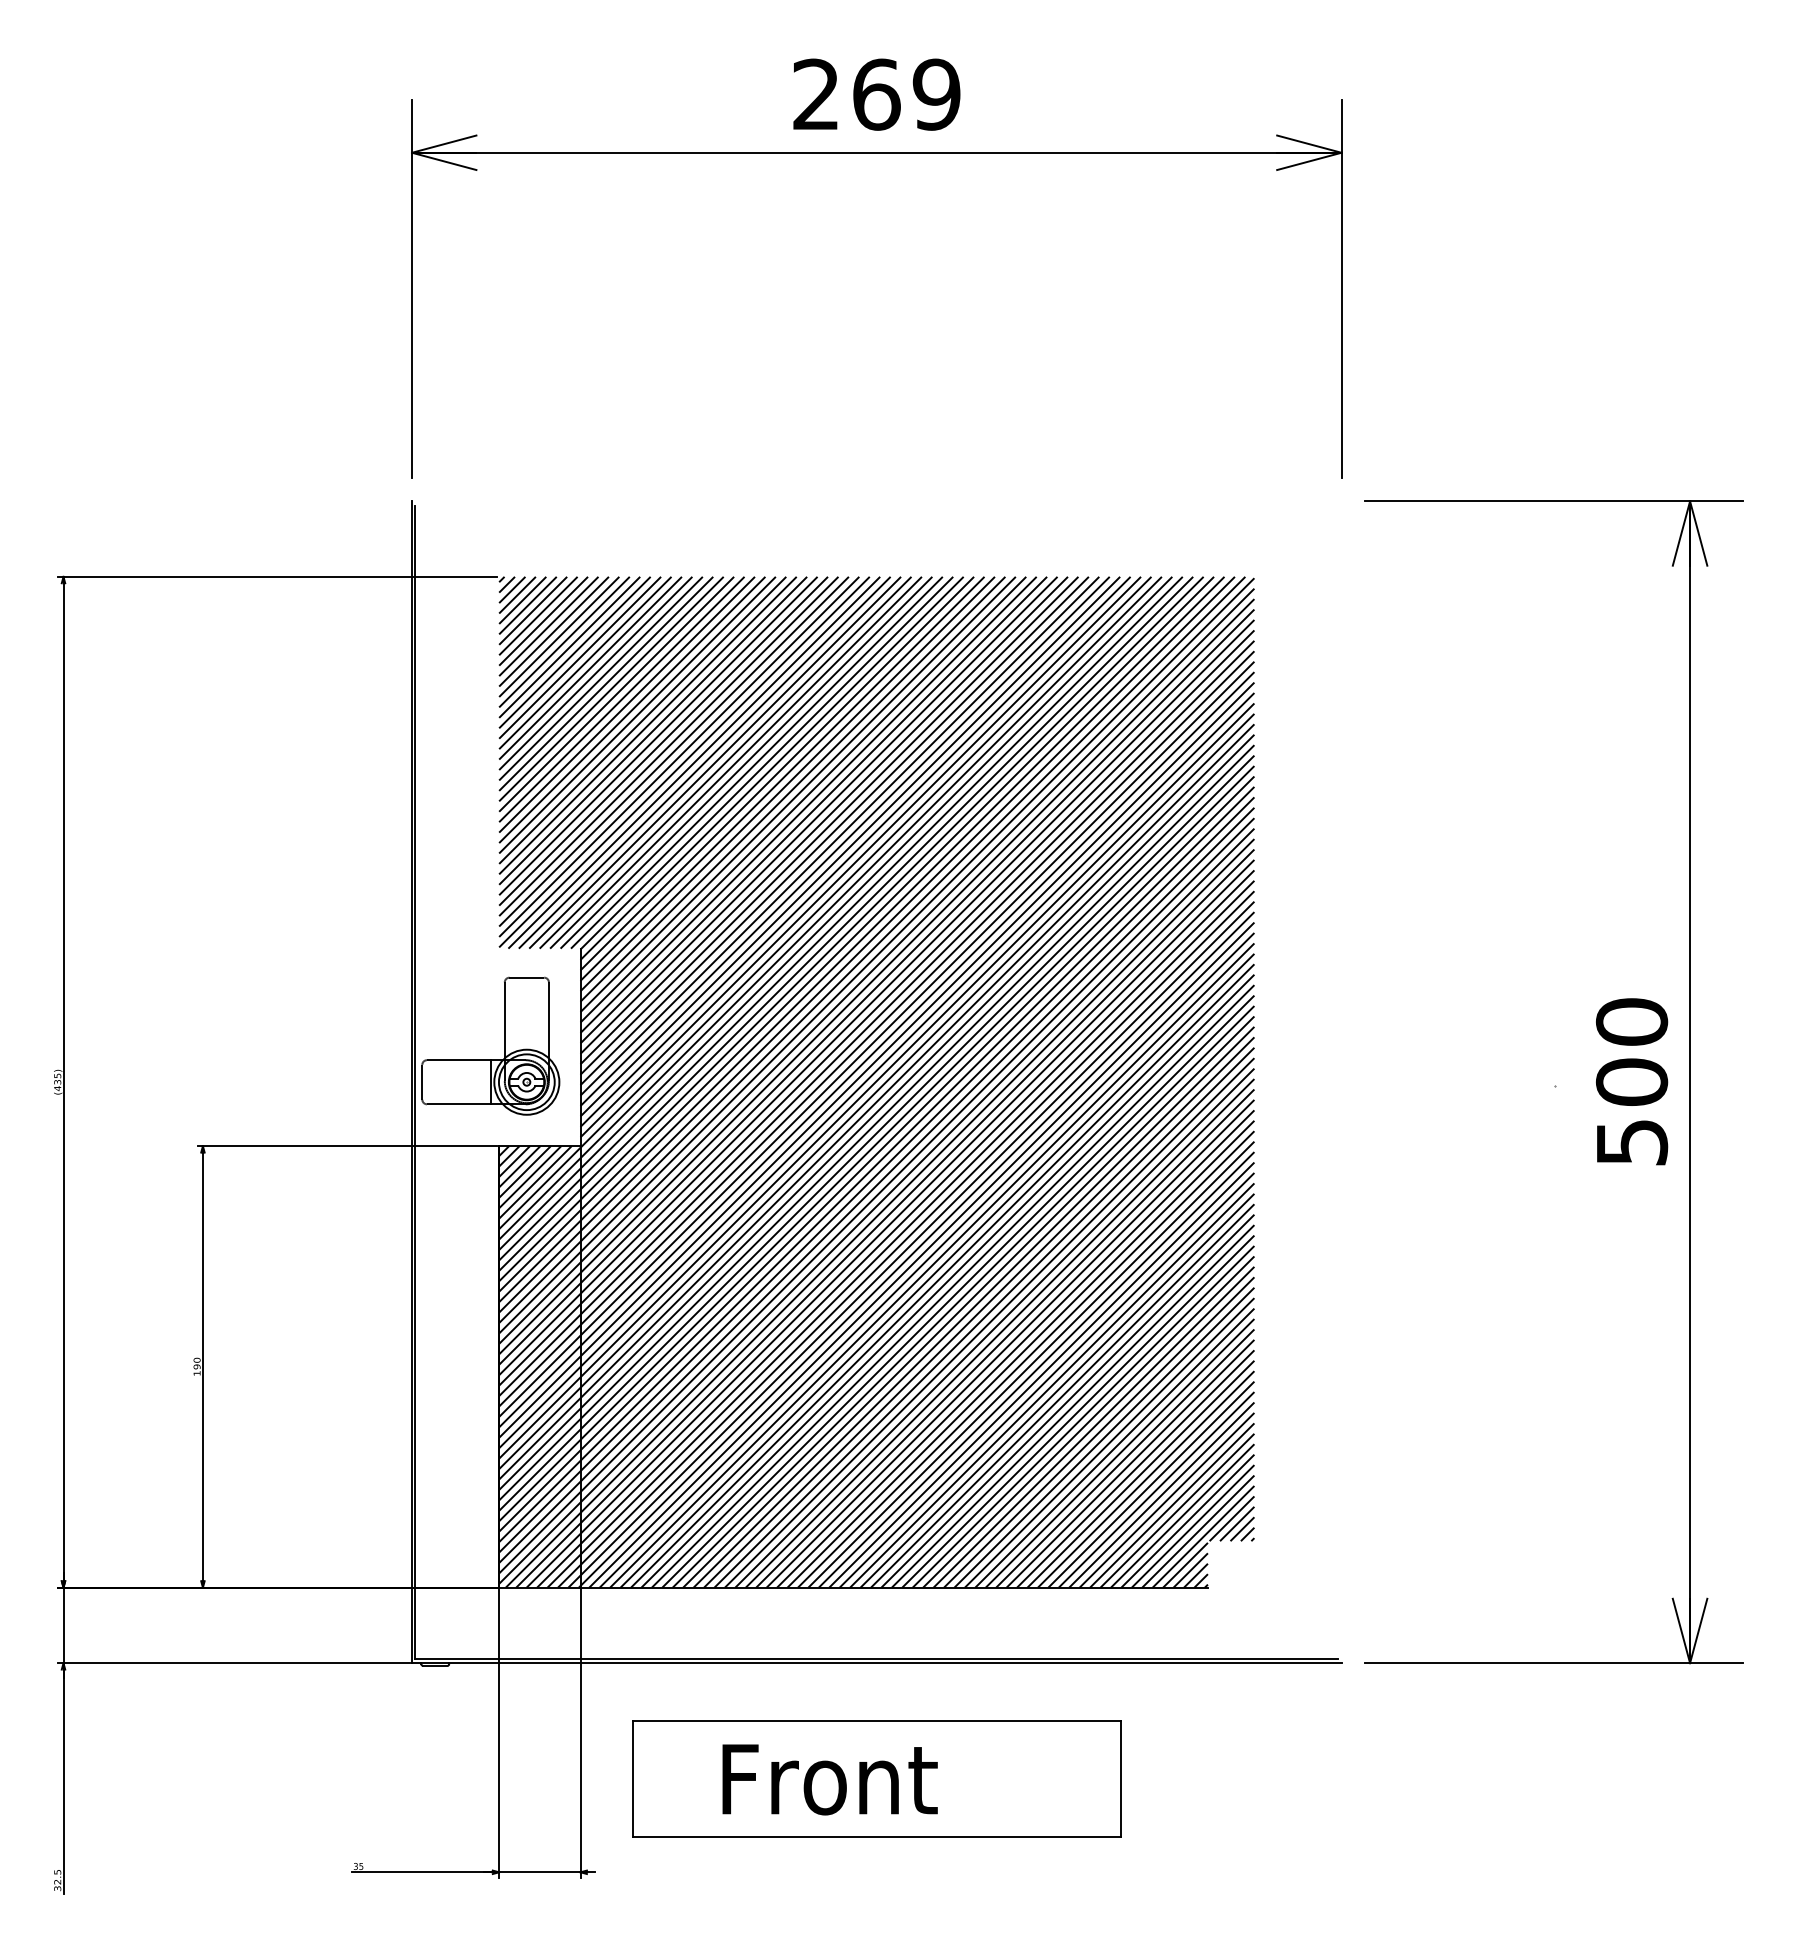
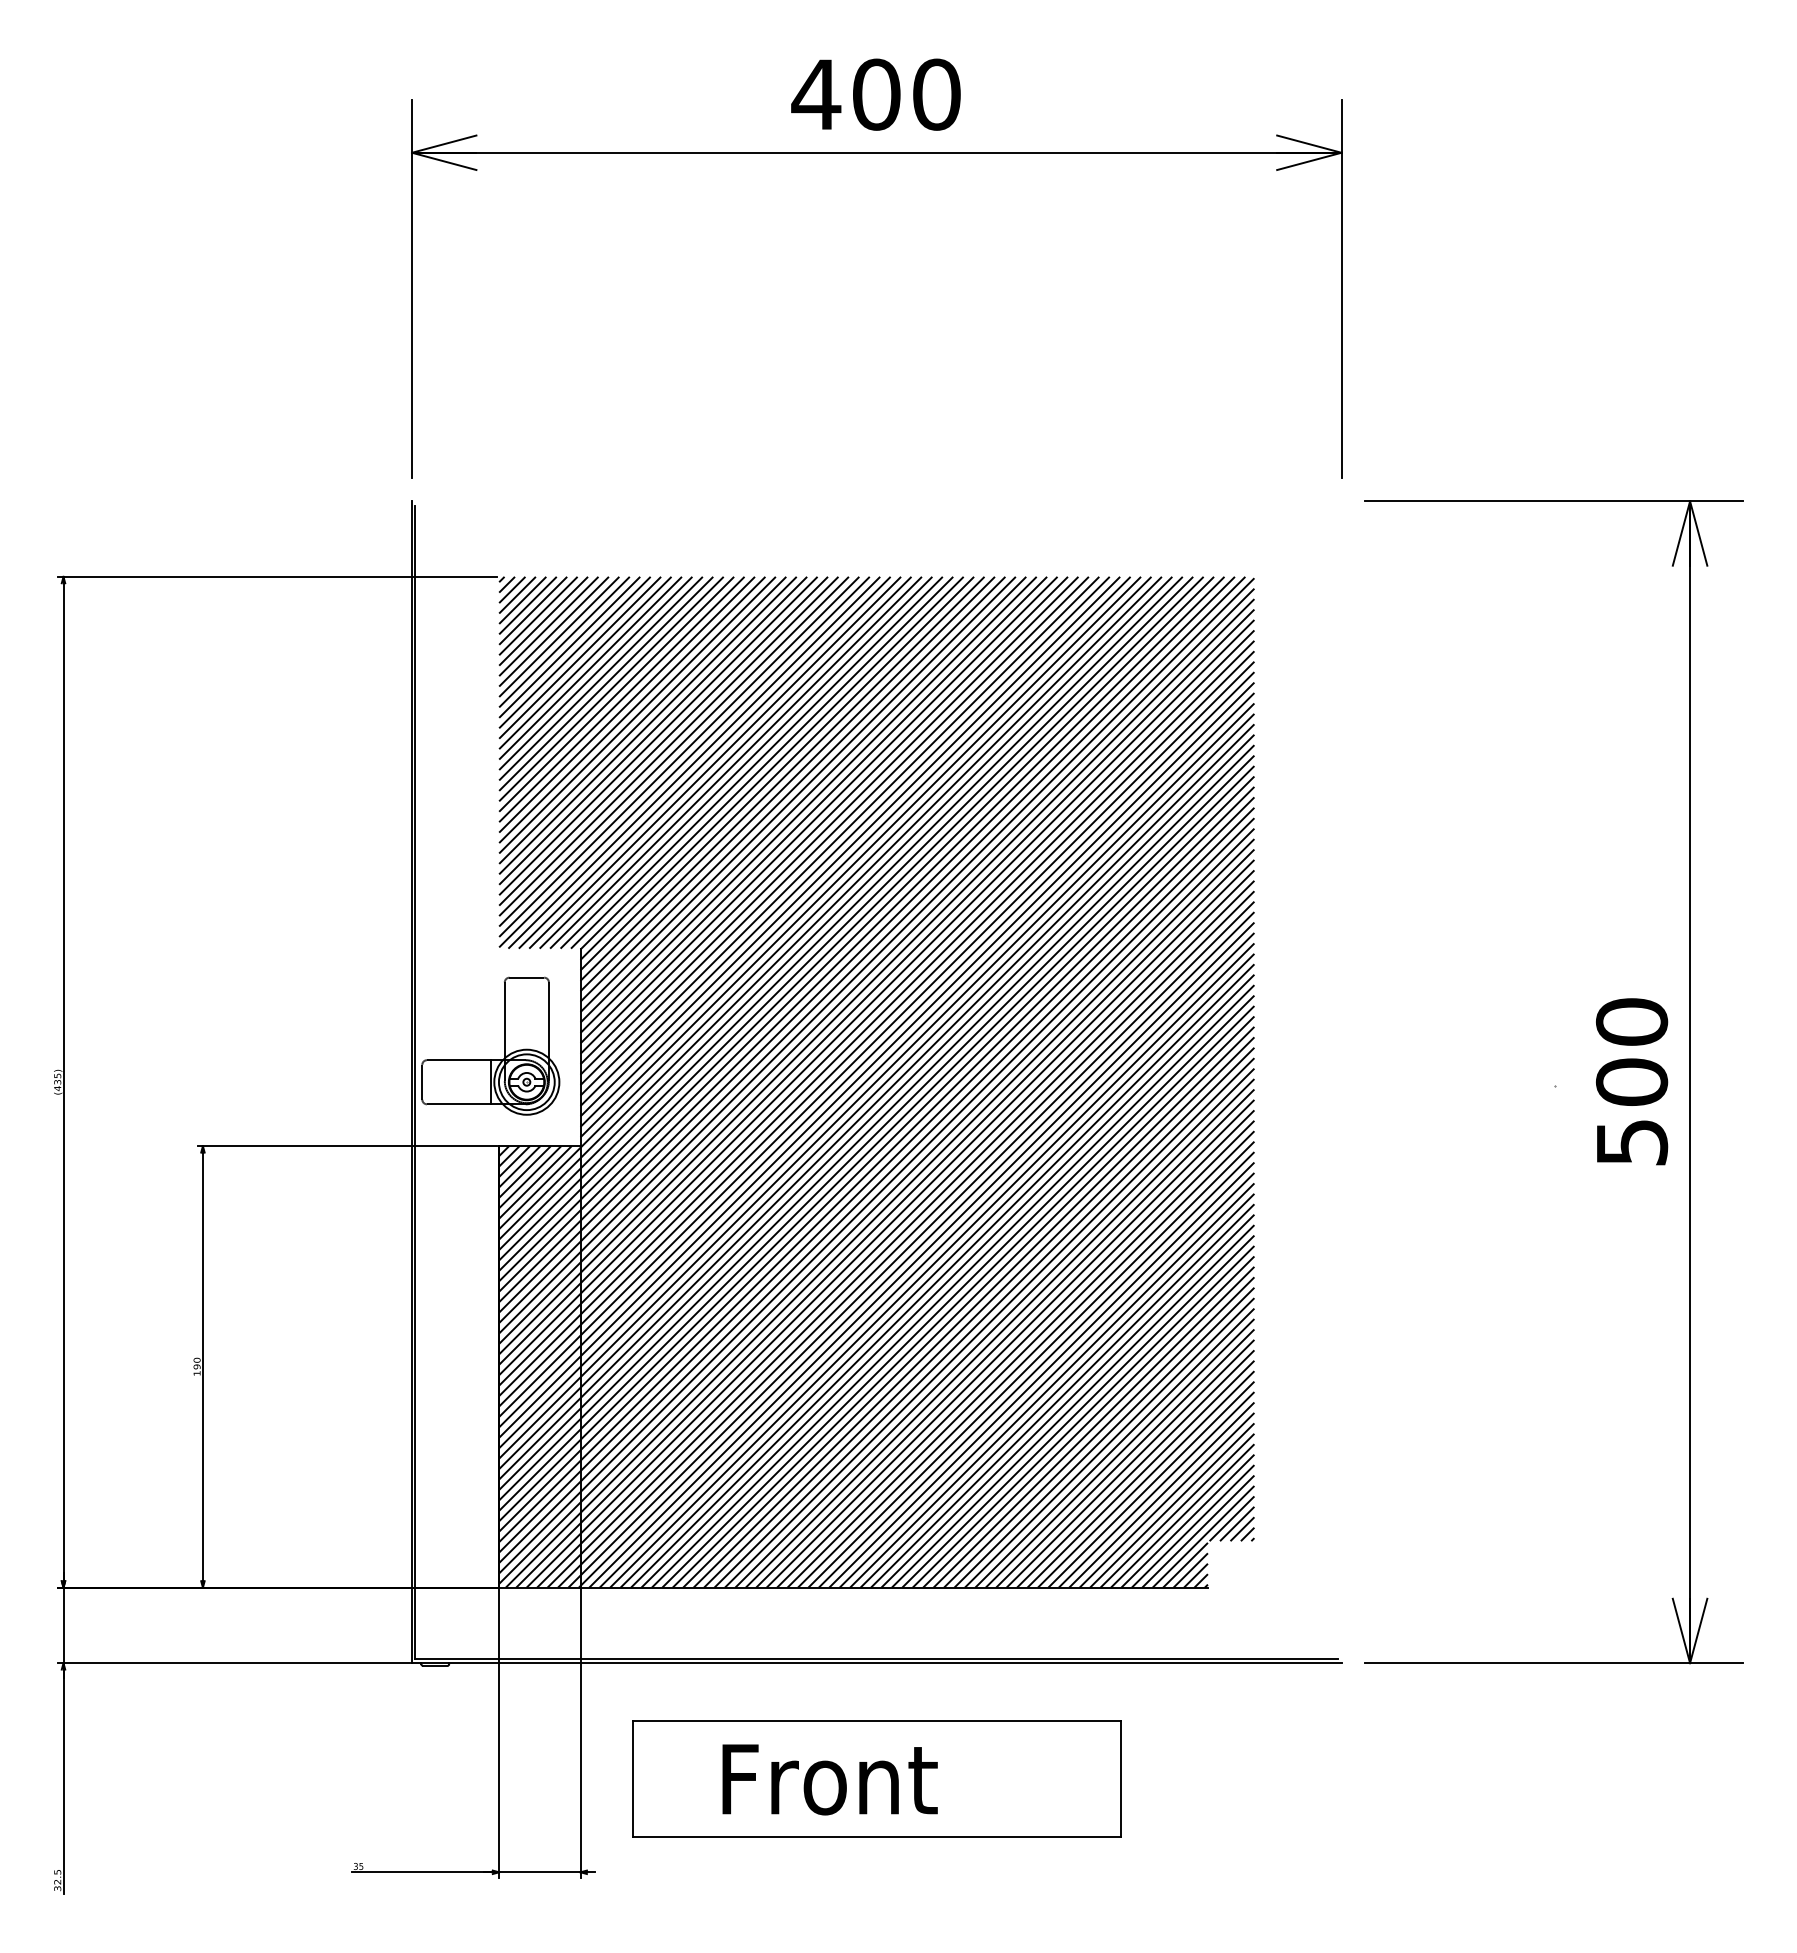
text: 269 -> 400 (875, 94)
